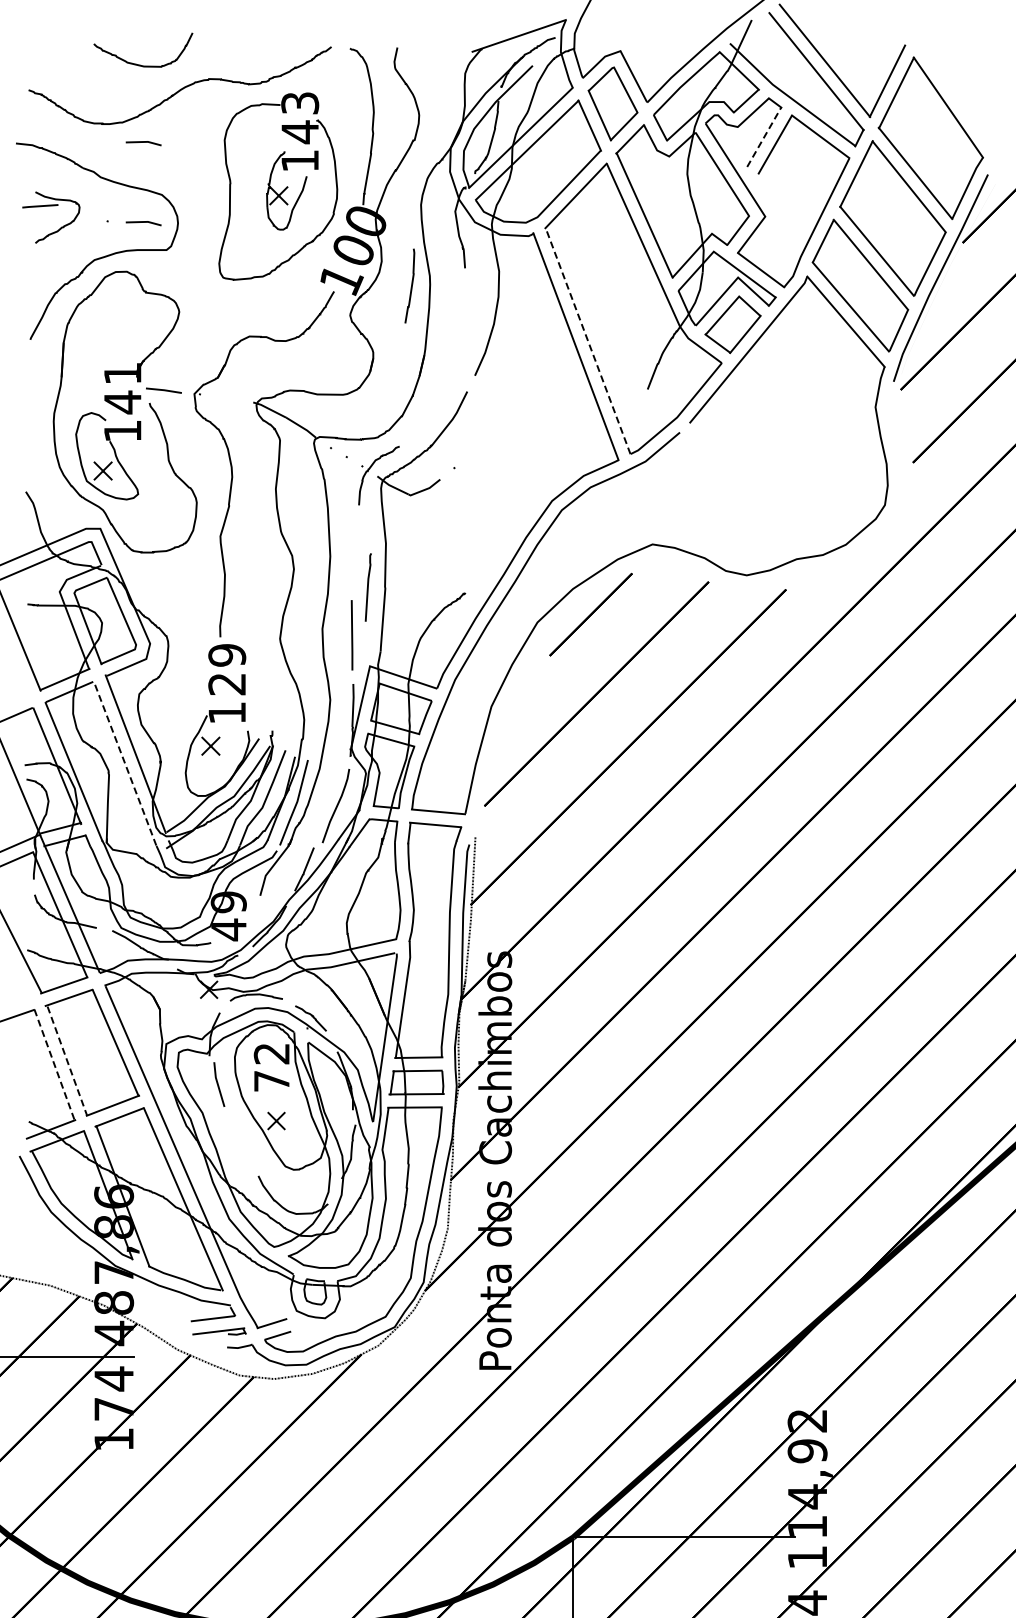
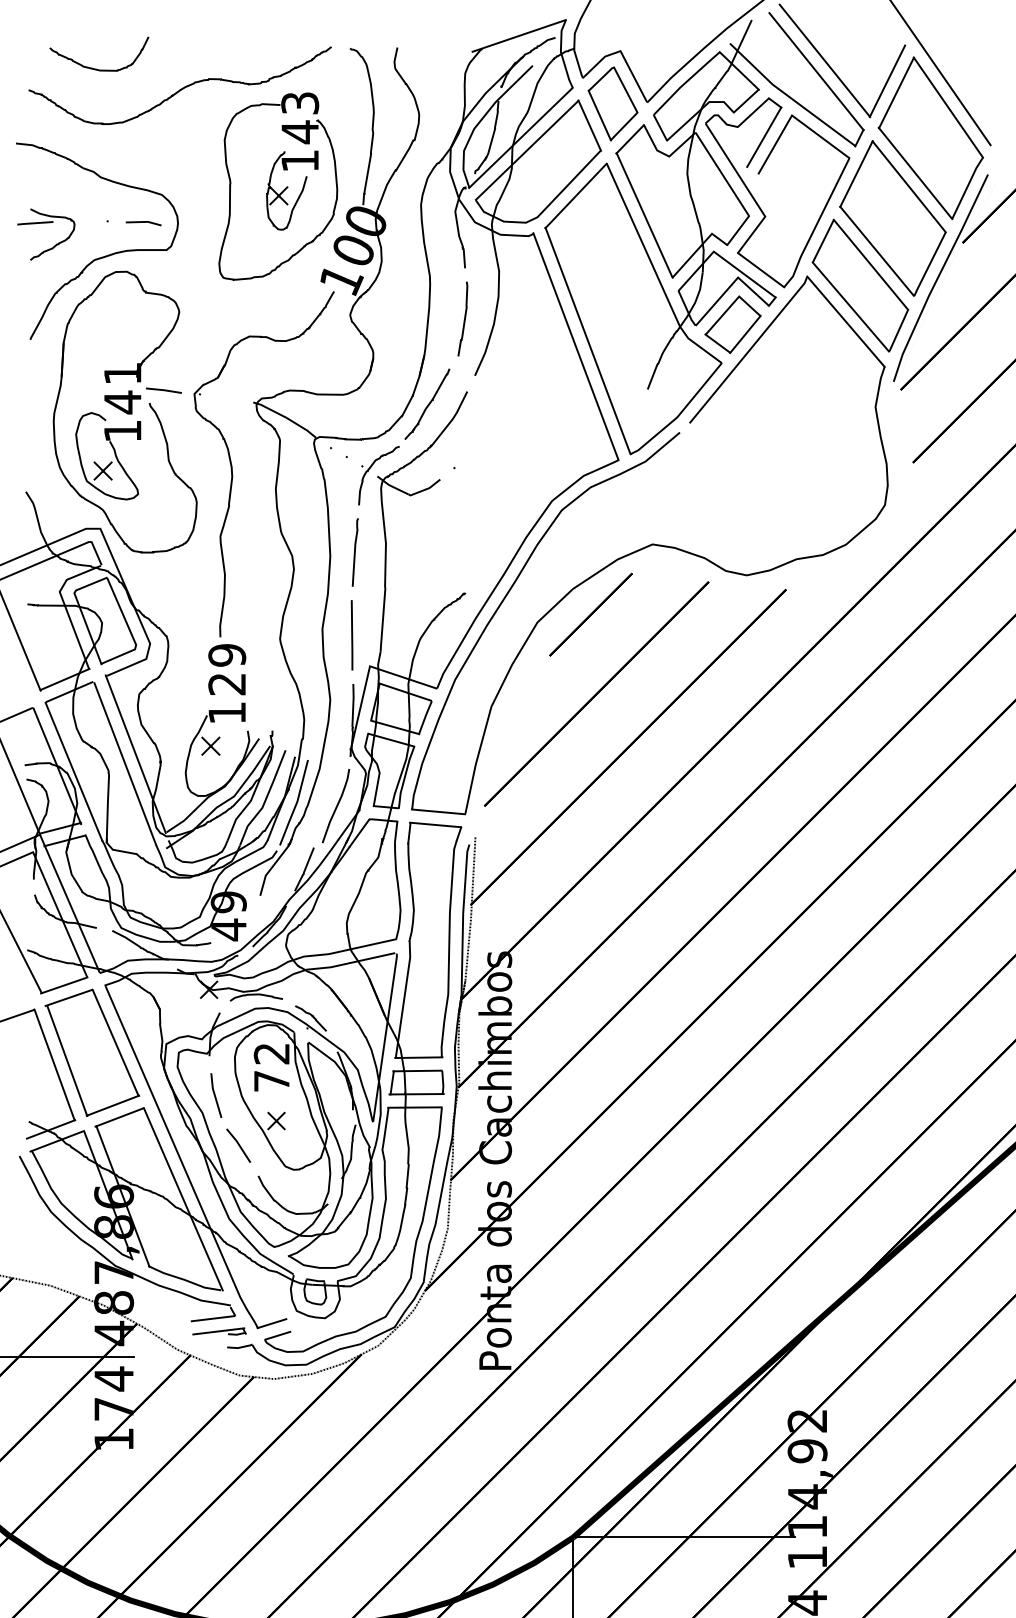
curve position: (140, 64) -> (96, 68) (96, 68)
line: none -> present (940, 73)
line: dashed -> solid (764, 136)
line: present -> none (143, 142)
part position: (51, 206) -> (46, 223) (46, 223)
curve position: (411, 285) -> (464, 318) (464, 318)
line: dashed -> solid (588, 341)
curve: none -> present (428, 403)
line position: (367, 587) -> (354, 552) (354, 552)
line: dashed -> solid (125, 764)
line: dashed -> solid (67, 1061)
line: dashed -> solid (54, 1064)
line position: (218, 1084) -> (215, 1095) (215, 1095)
line: none -> present (238, 1145)
